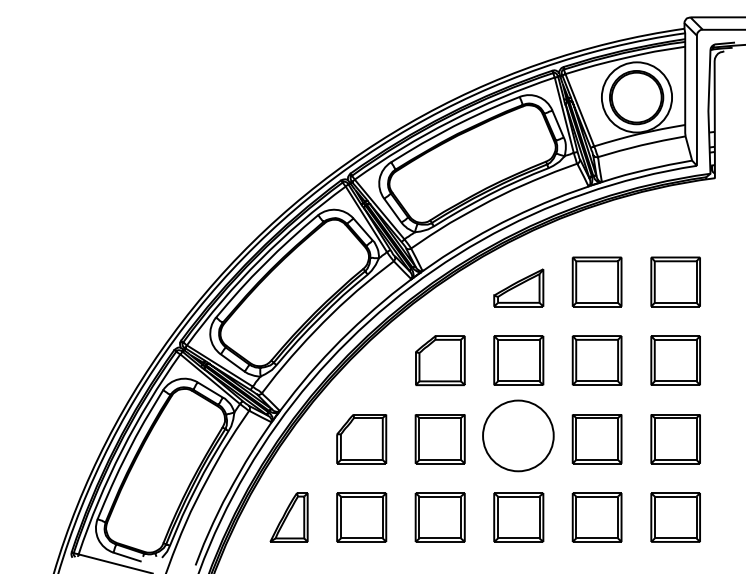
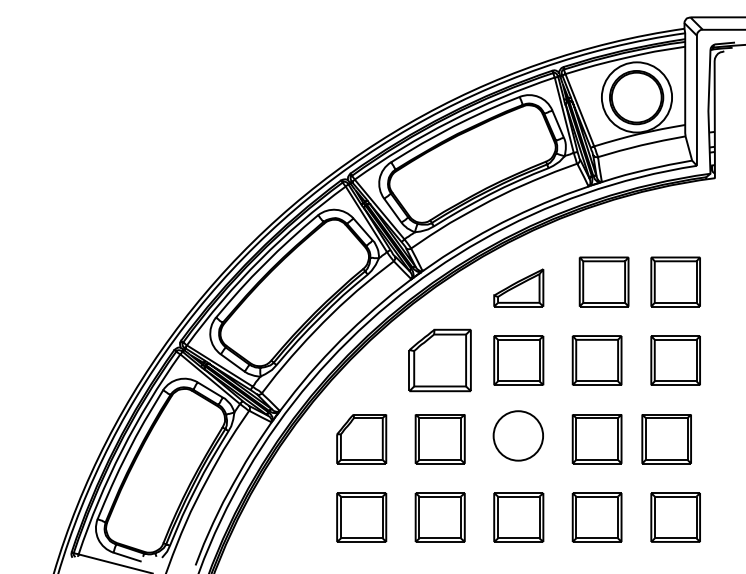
part position: (596, 281) -> (603, 281) (603, 281)
part size: 51x52 px -> 64x65 px (439, 360)
circle diameter: 71 px -> 49 px (518, 435)
part position: (675, 439) -> (666, 439) (666, 439)
part: present -> none (288, 517)
